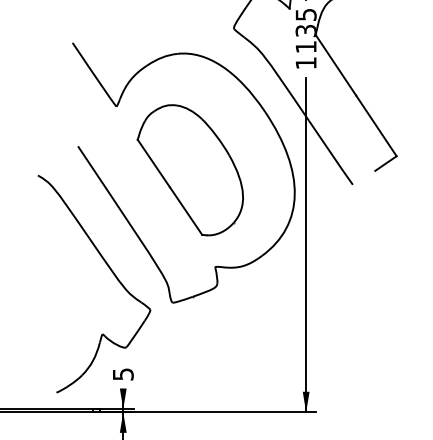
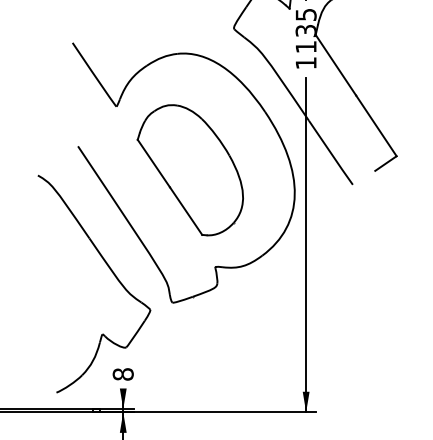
text: 5 -> 8 (122, 374)
